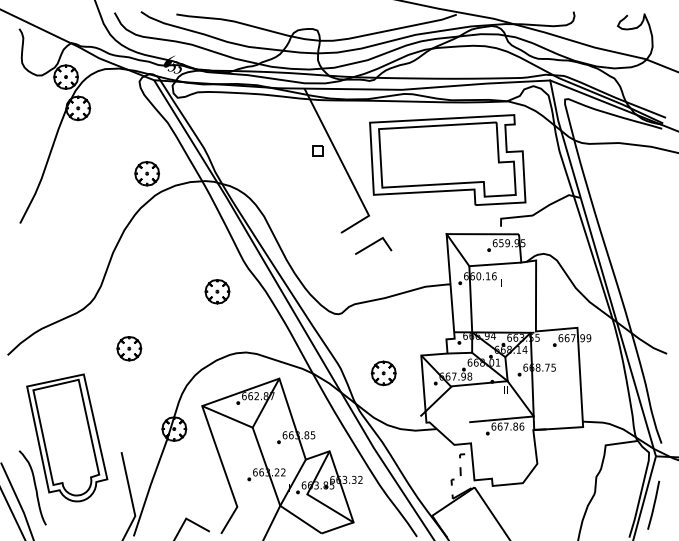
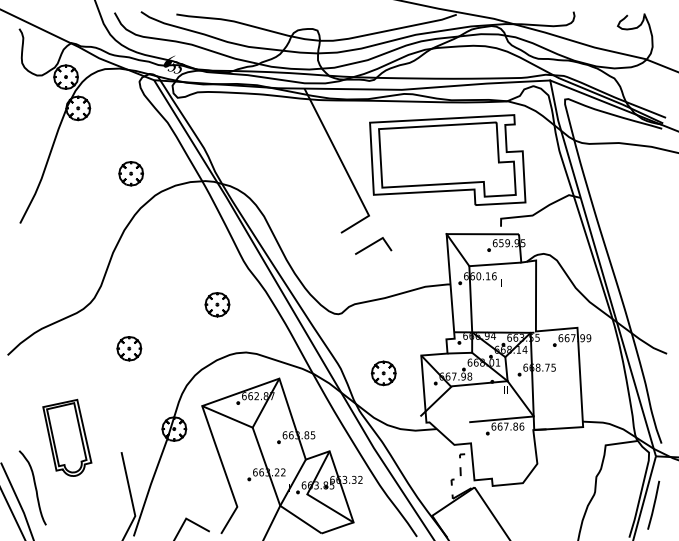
part: present -> none (317, 150)
part position: (146, 173) -> (130, 173) (130, 173)
part position: (217, 291) -> (217, 304) (217, 304)
part size: 83x130 px -> 51x79 px (67, 437)
